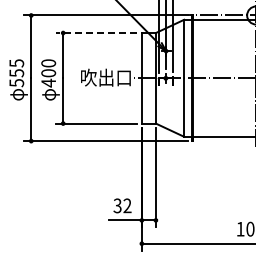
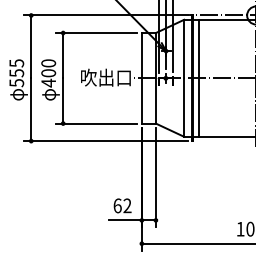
line: dashed -> solid (96, 33)
line: none -> present (198, 77)
text: 32 -> 62 (117, 205)
